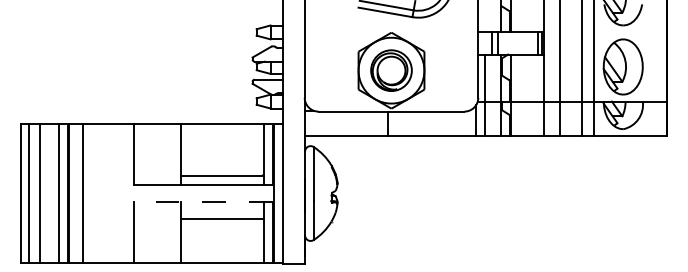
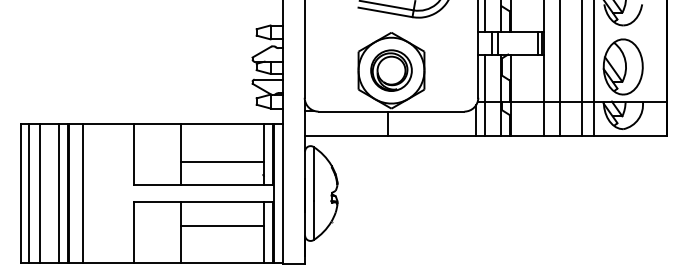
line: none -> present (485, 17)
line position: (221, 175) -> (221, 161) (221, 161)
line: dashed -> solid (202, 201)
line position: (221, 218) -> (221, 225) (221, 225)
